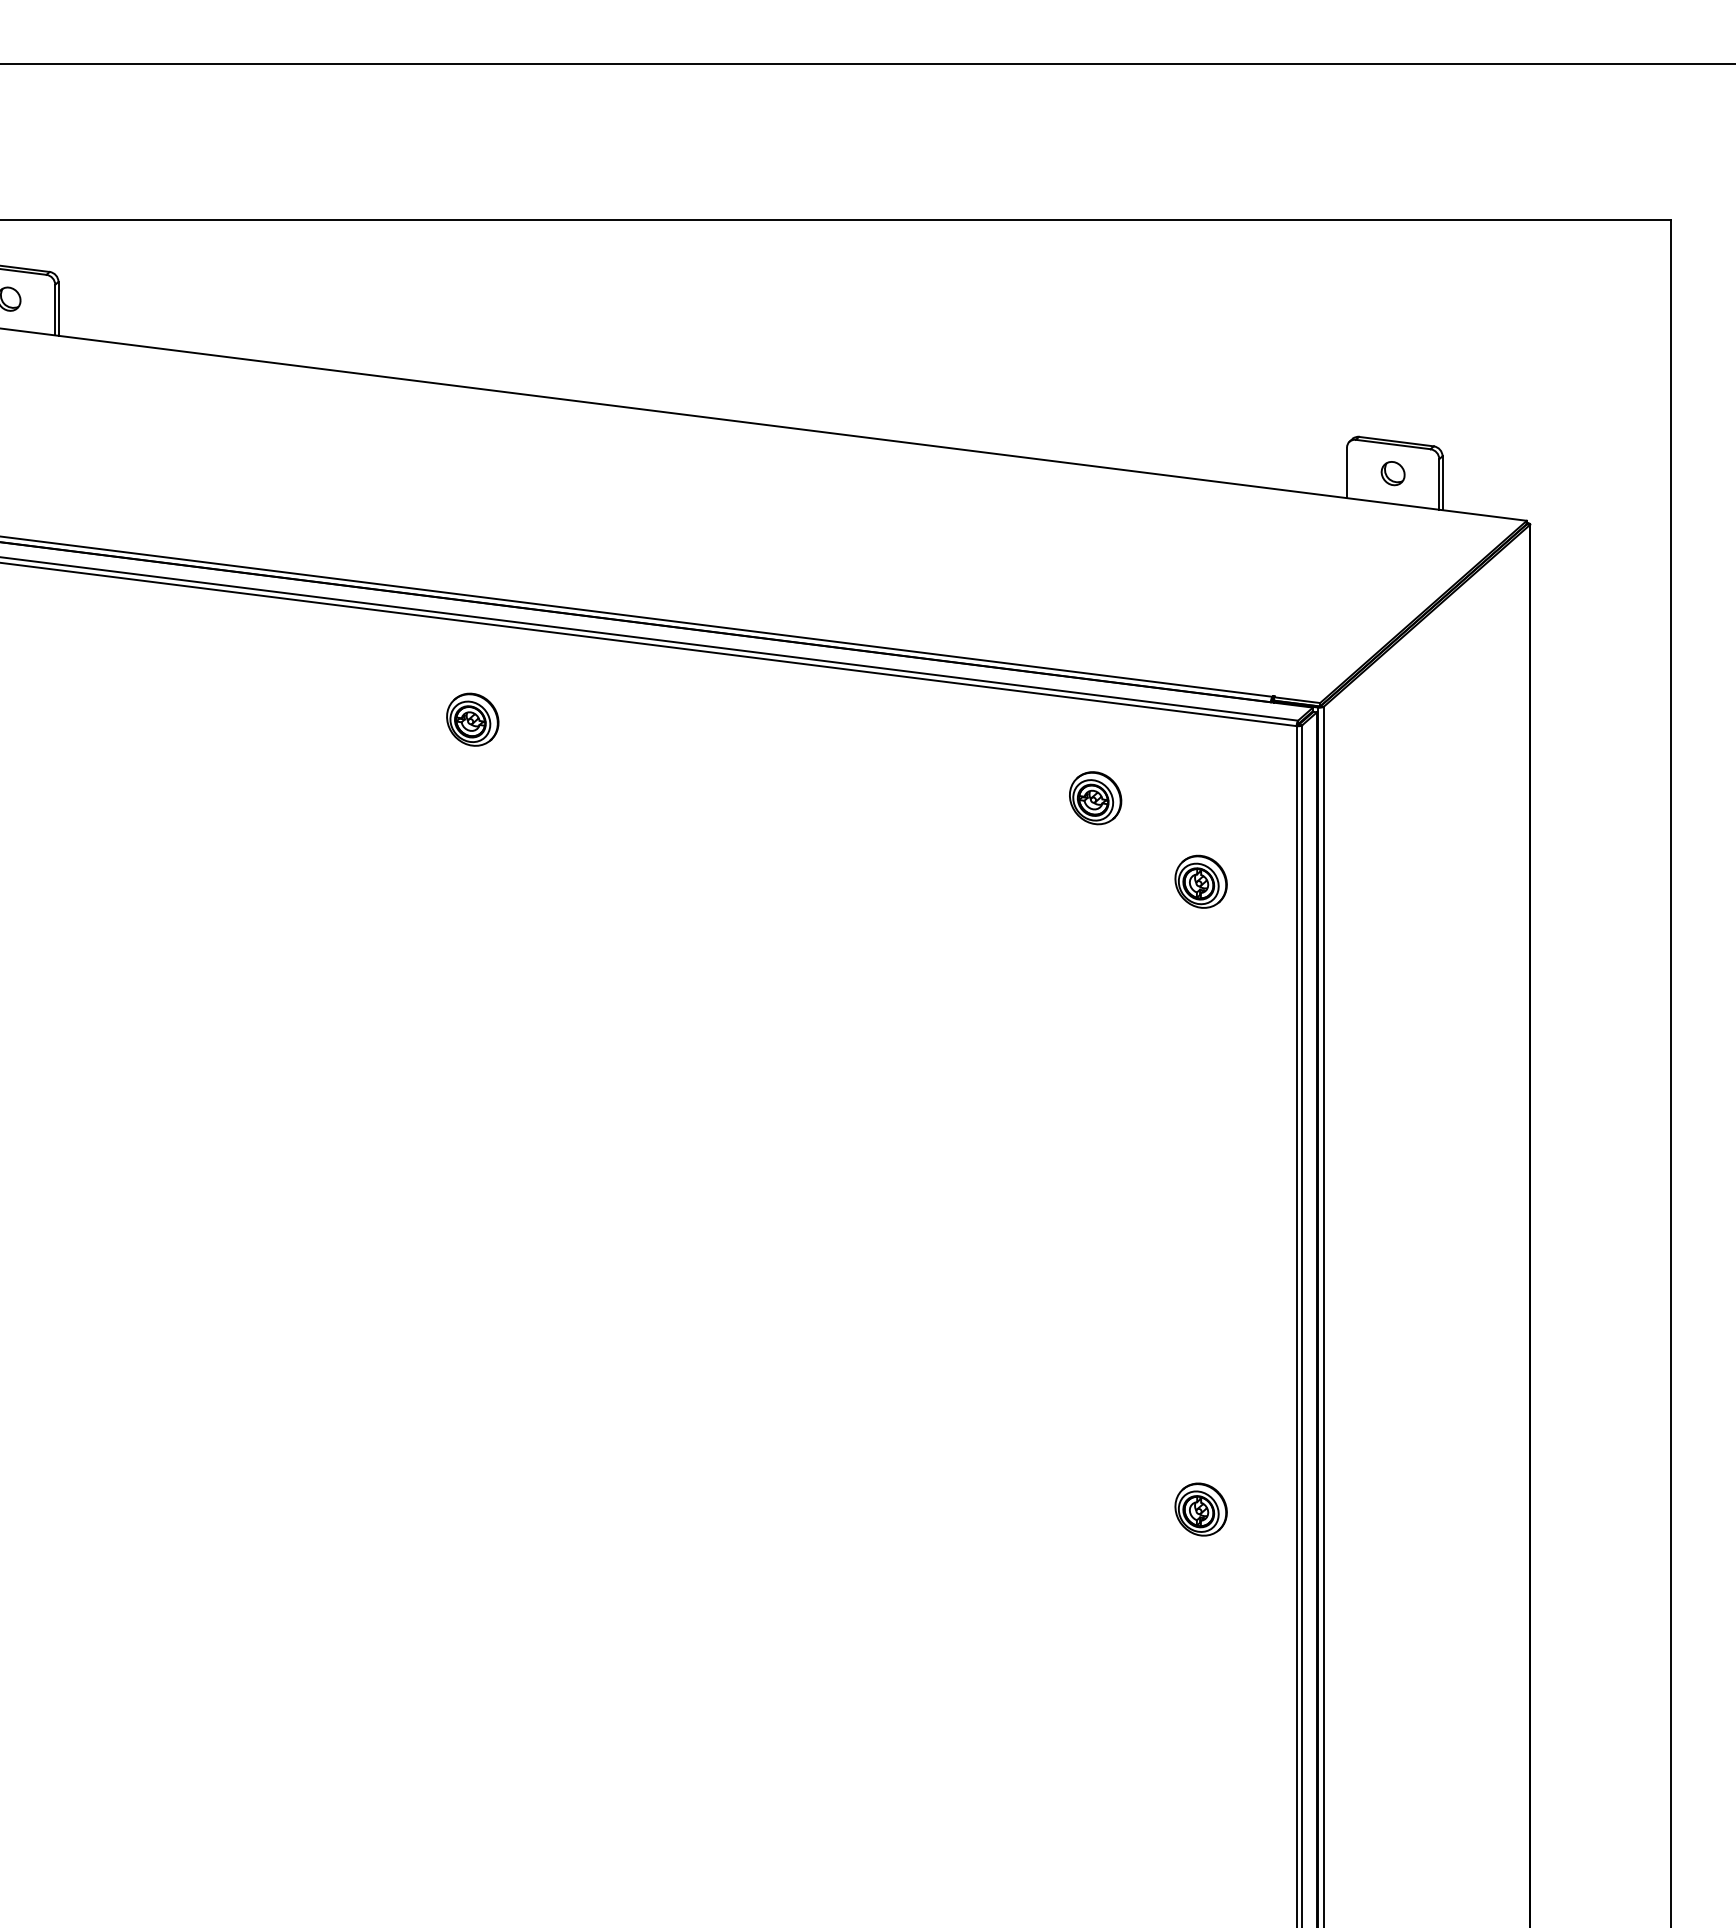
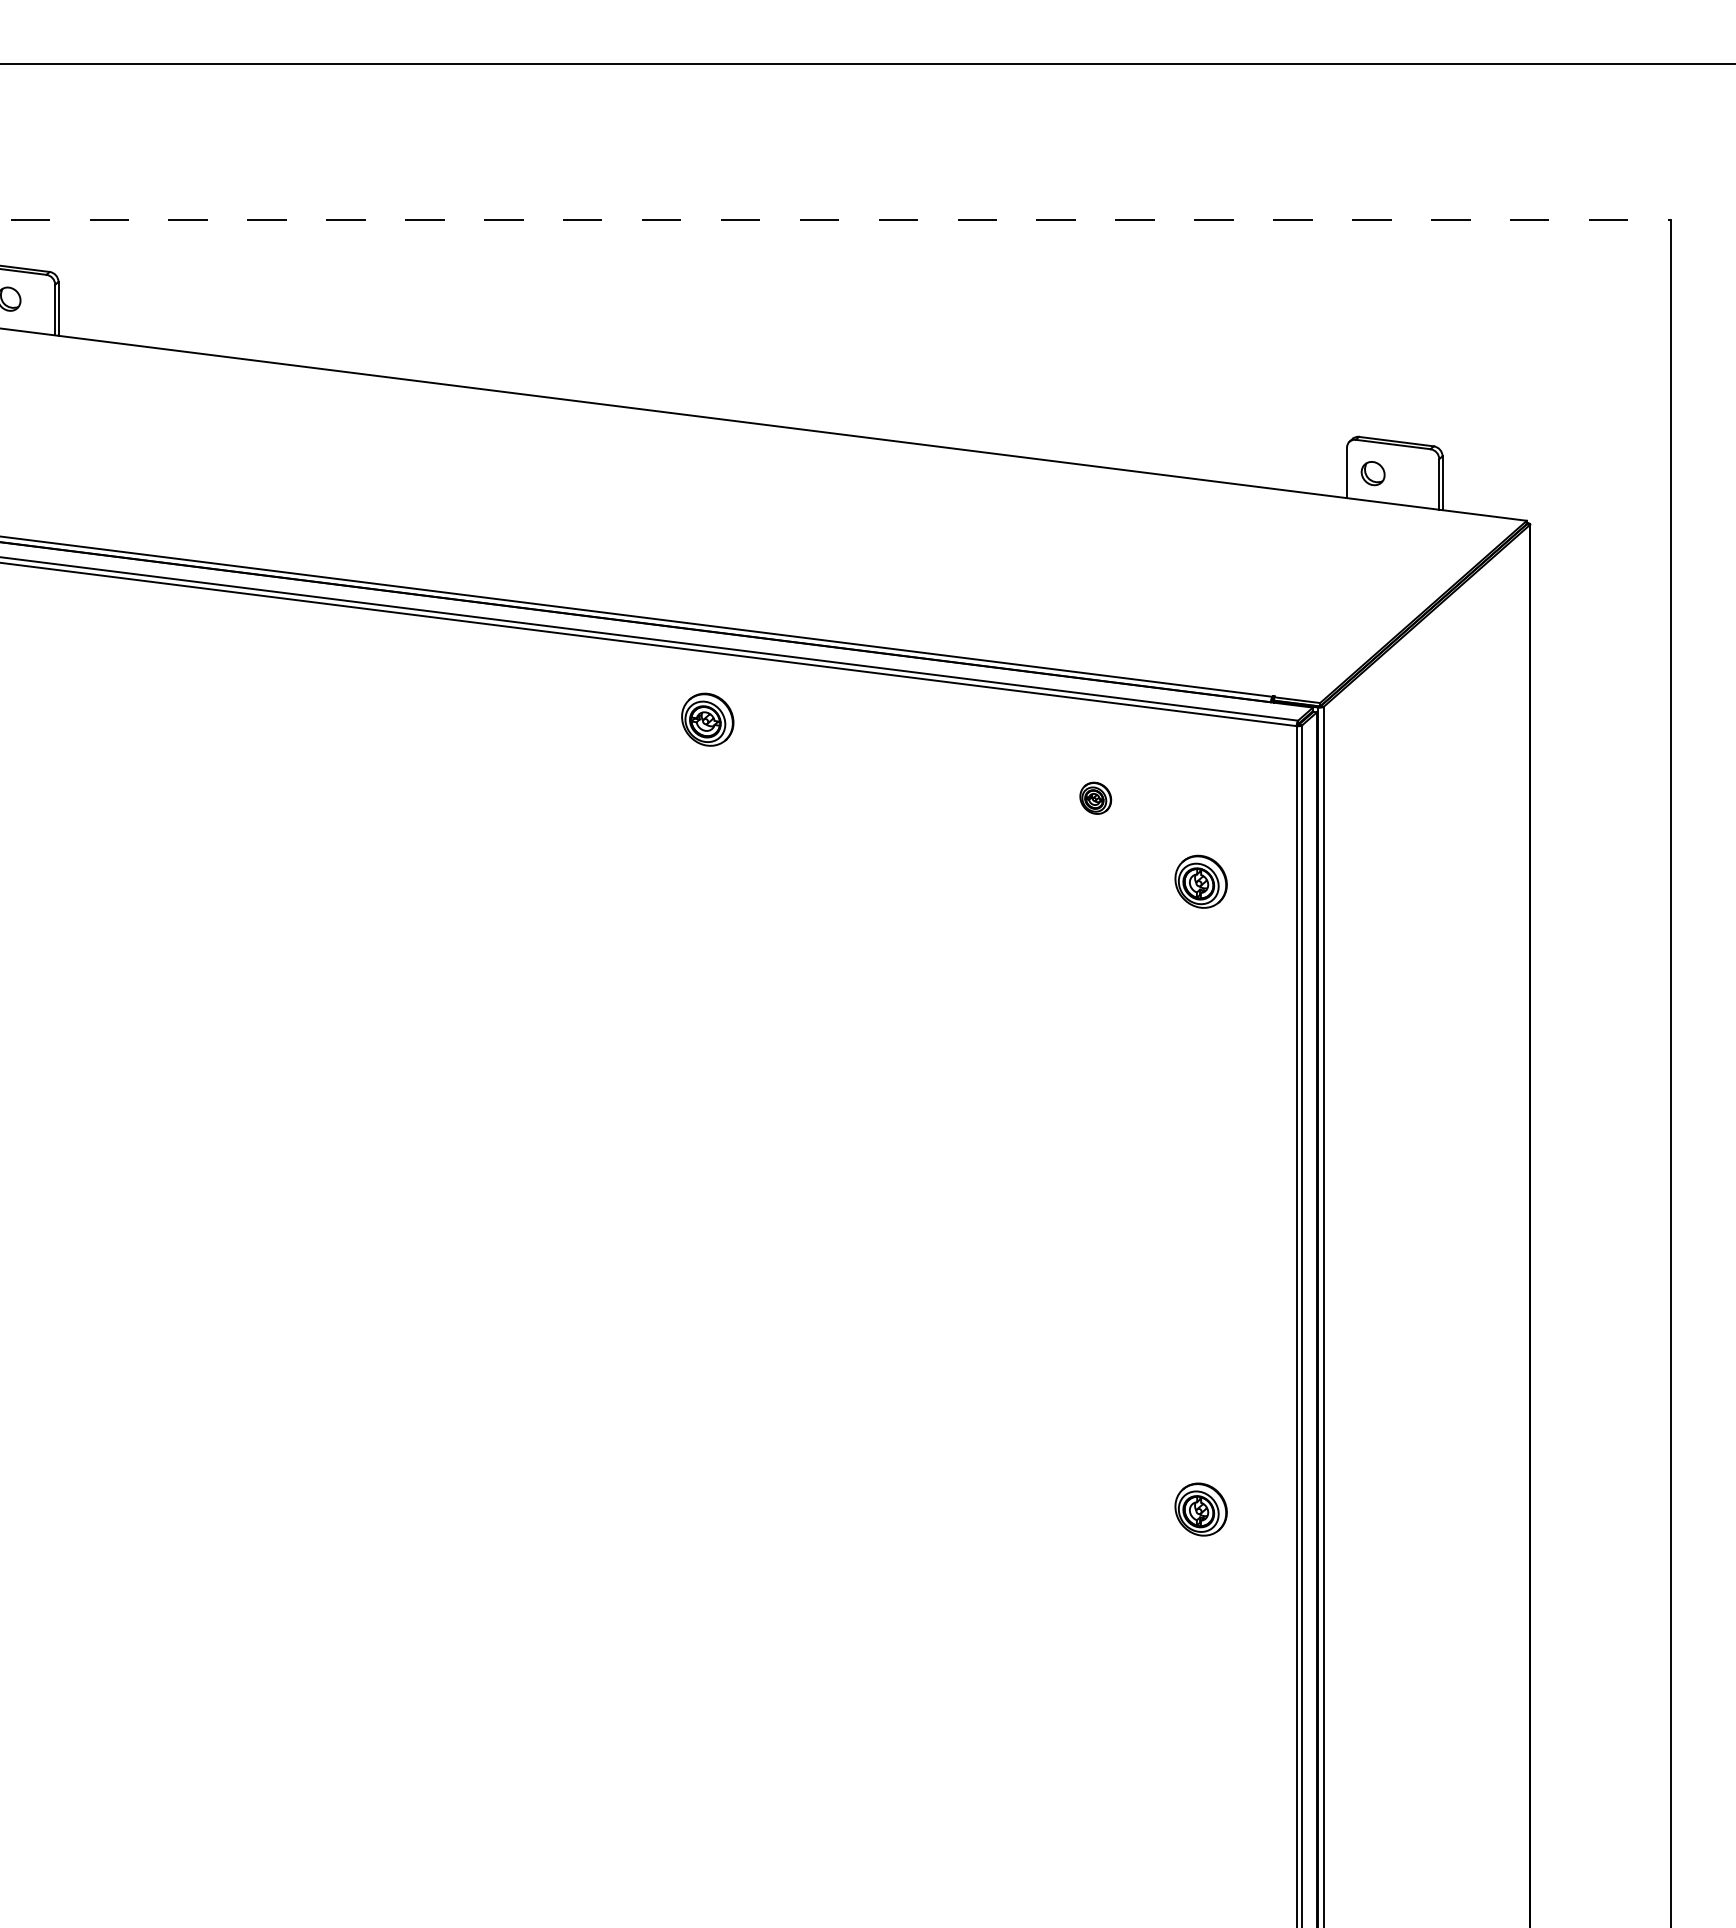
line: solid -> dashed (835, 219)
part position: (1392, 473) -> (1372, 473) (1372, 473)
part position: (472, 719) -> (707, 719) (707, 719)
part size: 54x55 px -> 34x34 px (1095, 797)
